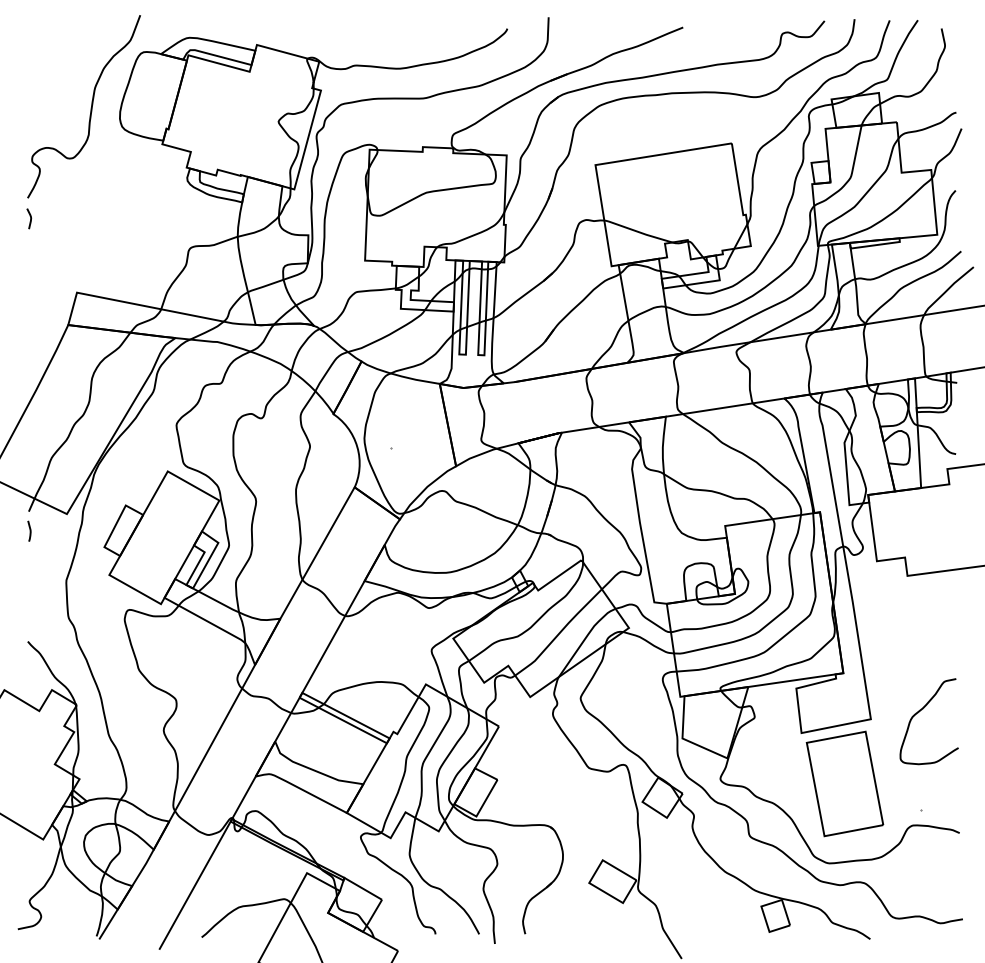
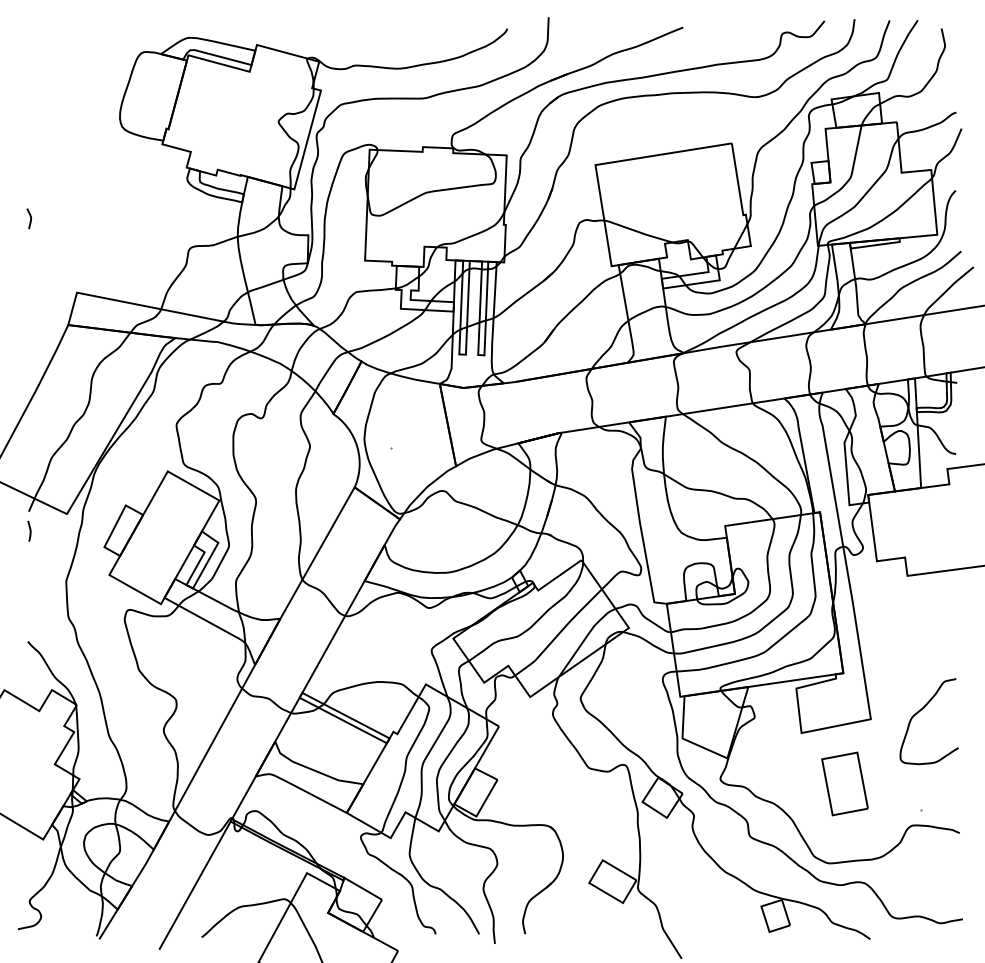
curve: present -> none (90, 108)
part size: 80x108 px -> 48x66 px (844, 783)
